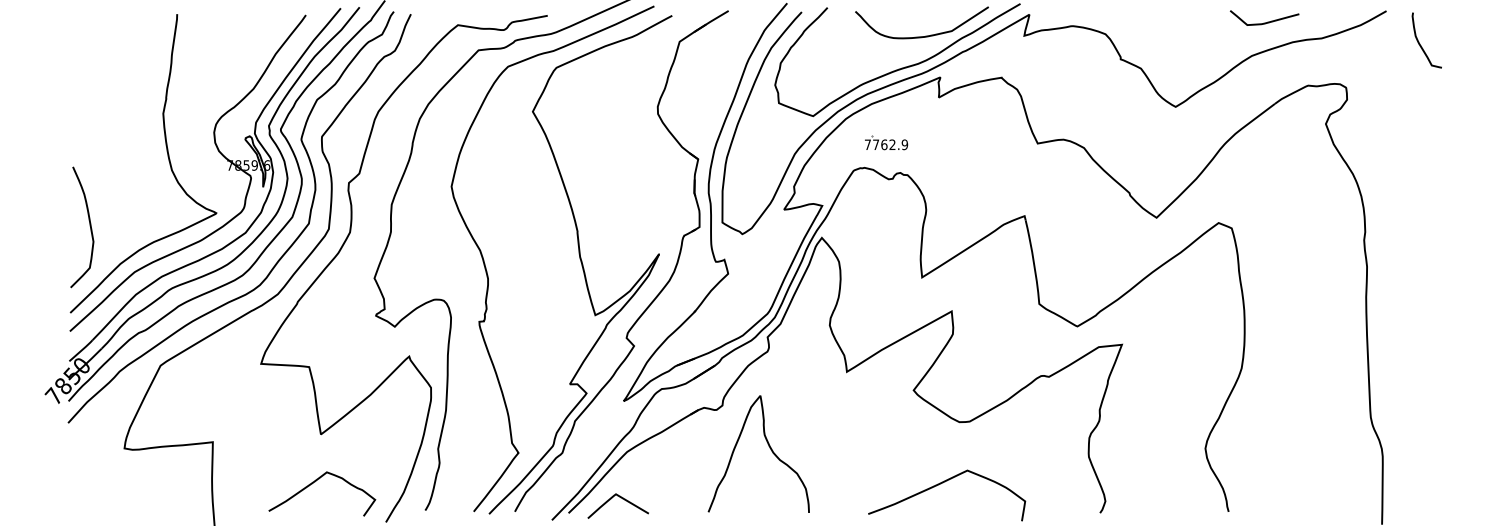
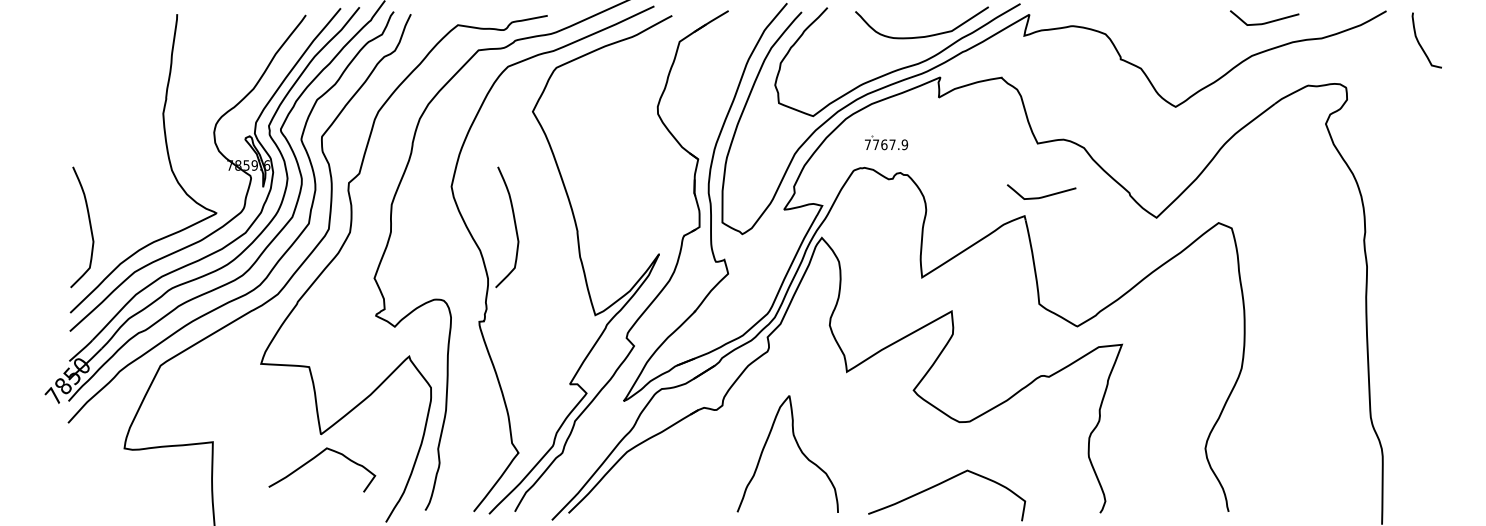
text: 7762.9 -> 7767.9 (892, 144)
curve: none -> present (1044, 195)
curve: none -> present (514, 226)
curve position: (769, 448) -> (798, 448) (798, 448)
curve position: (315, 482) -> (315, 458) (315, 458)
curve: present -> none (622, 499)
